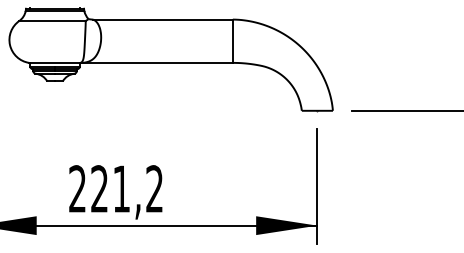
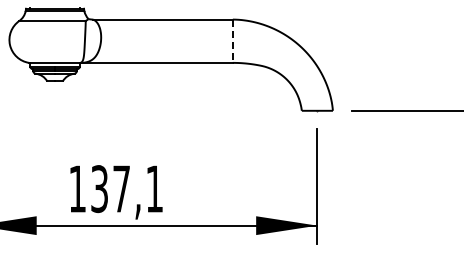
line: solid -> dashed (232, 41)
text: 221,2 -> 137,1 (115, 189)
